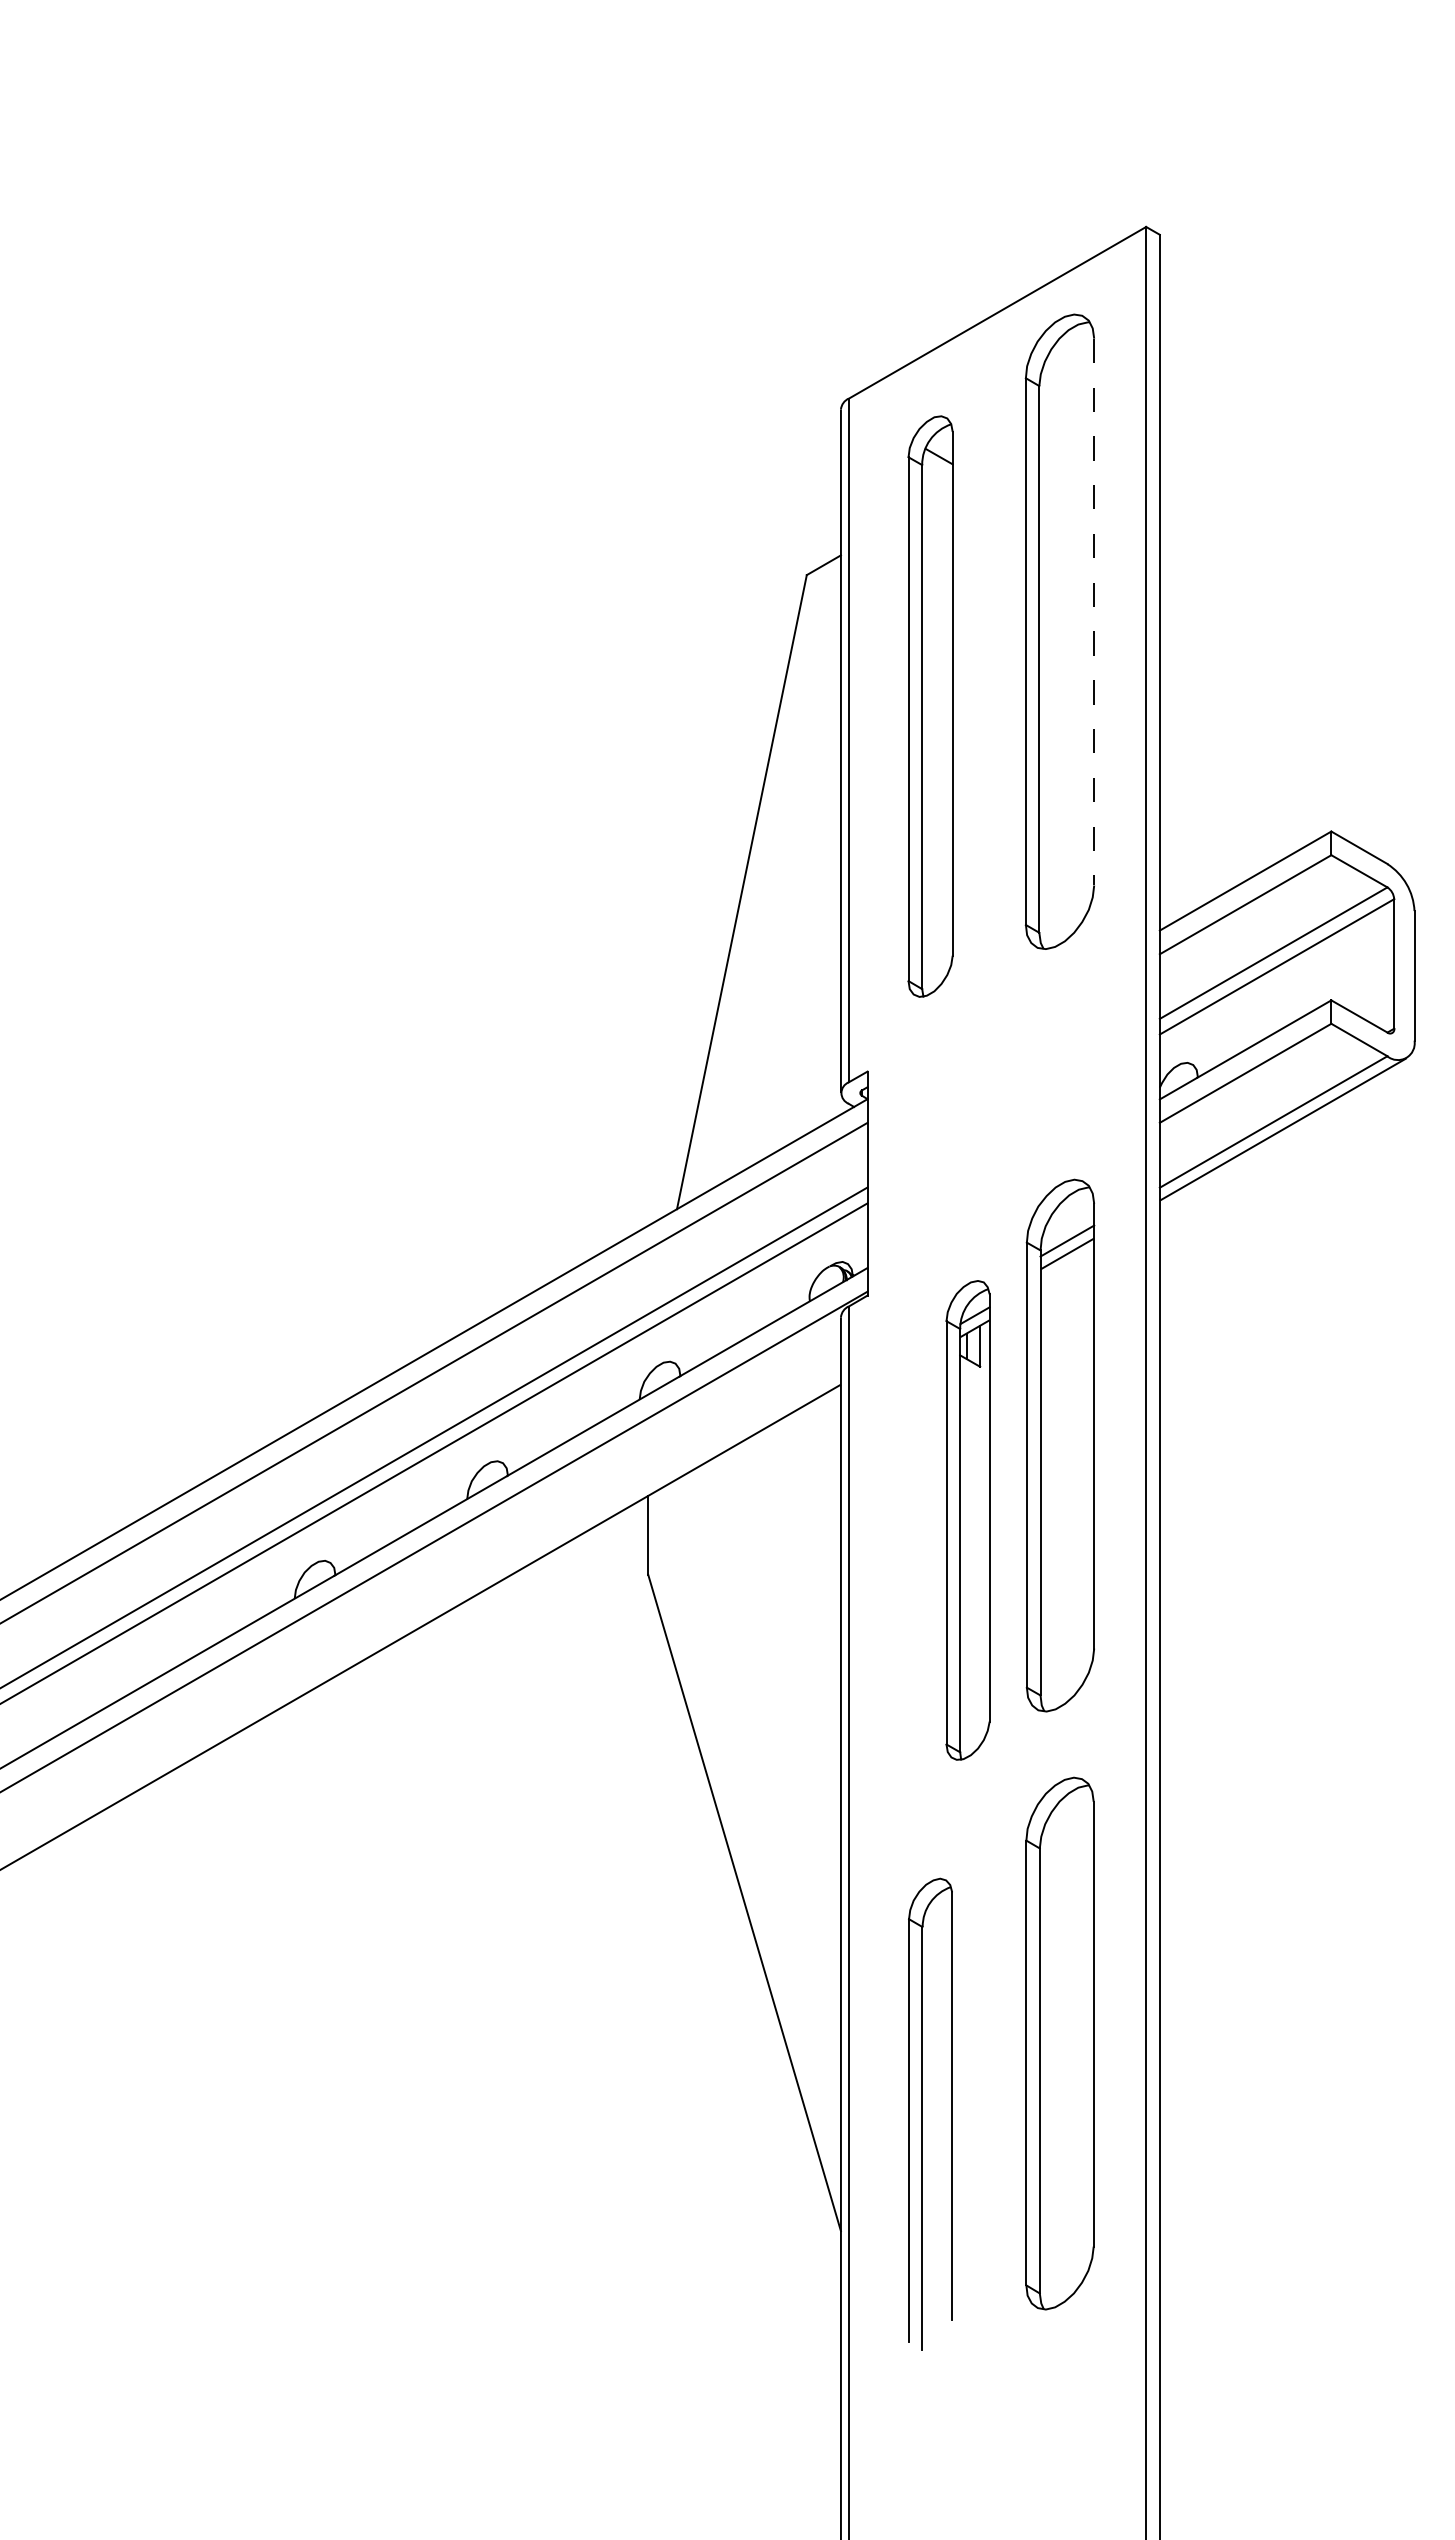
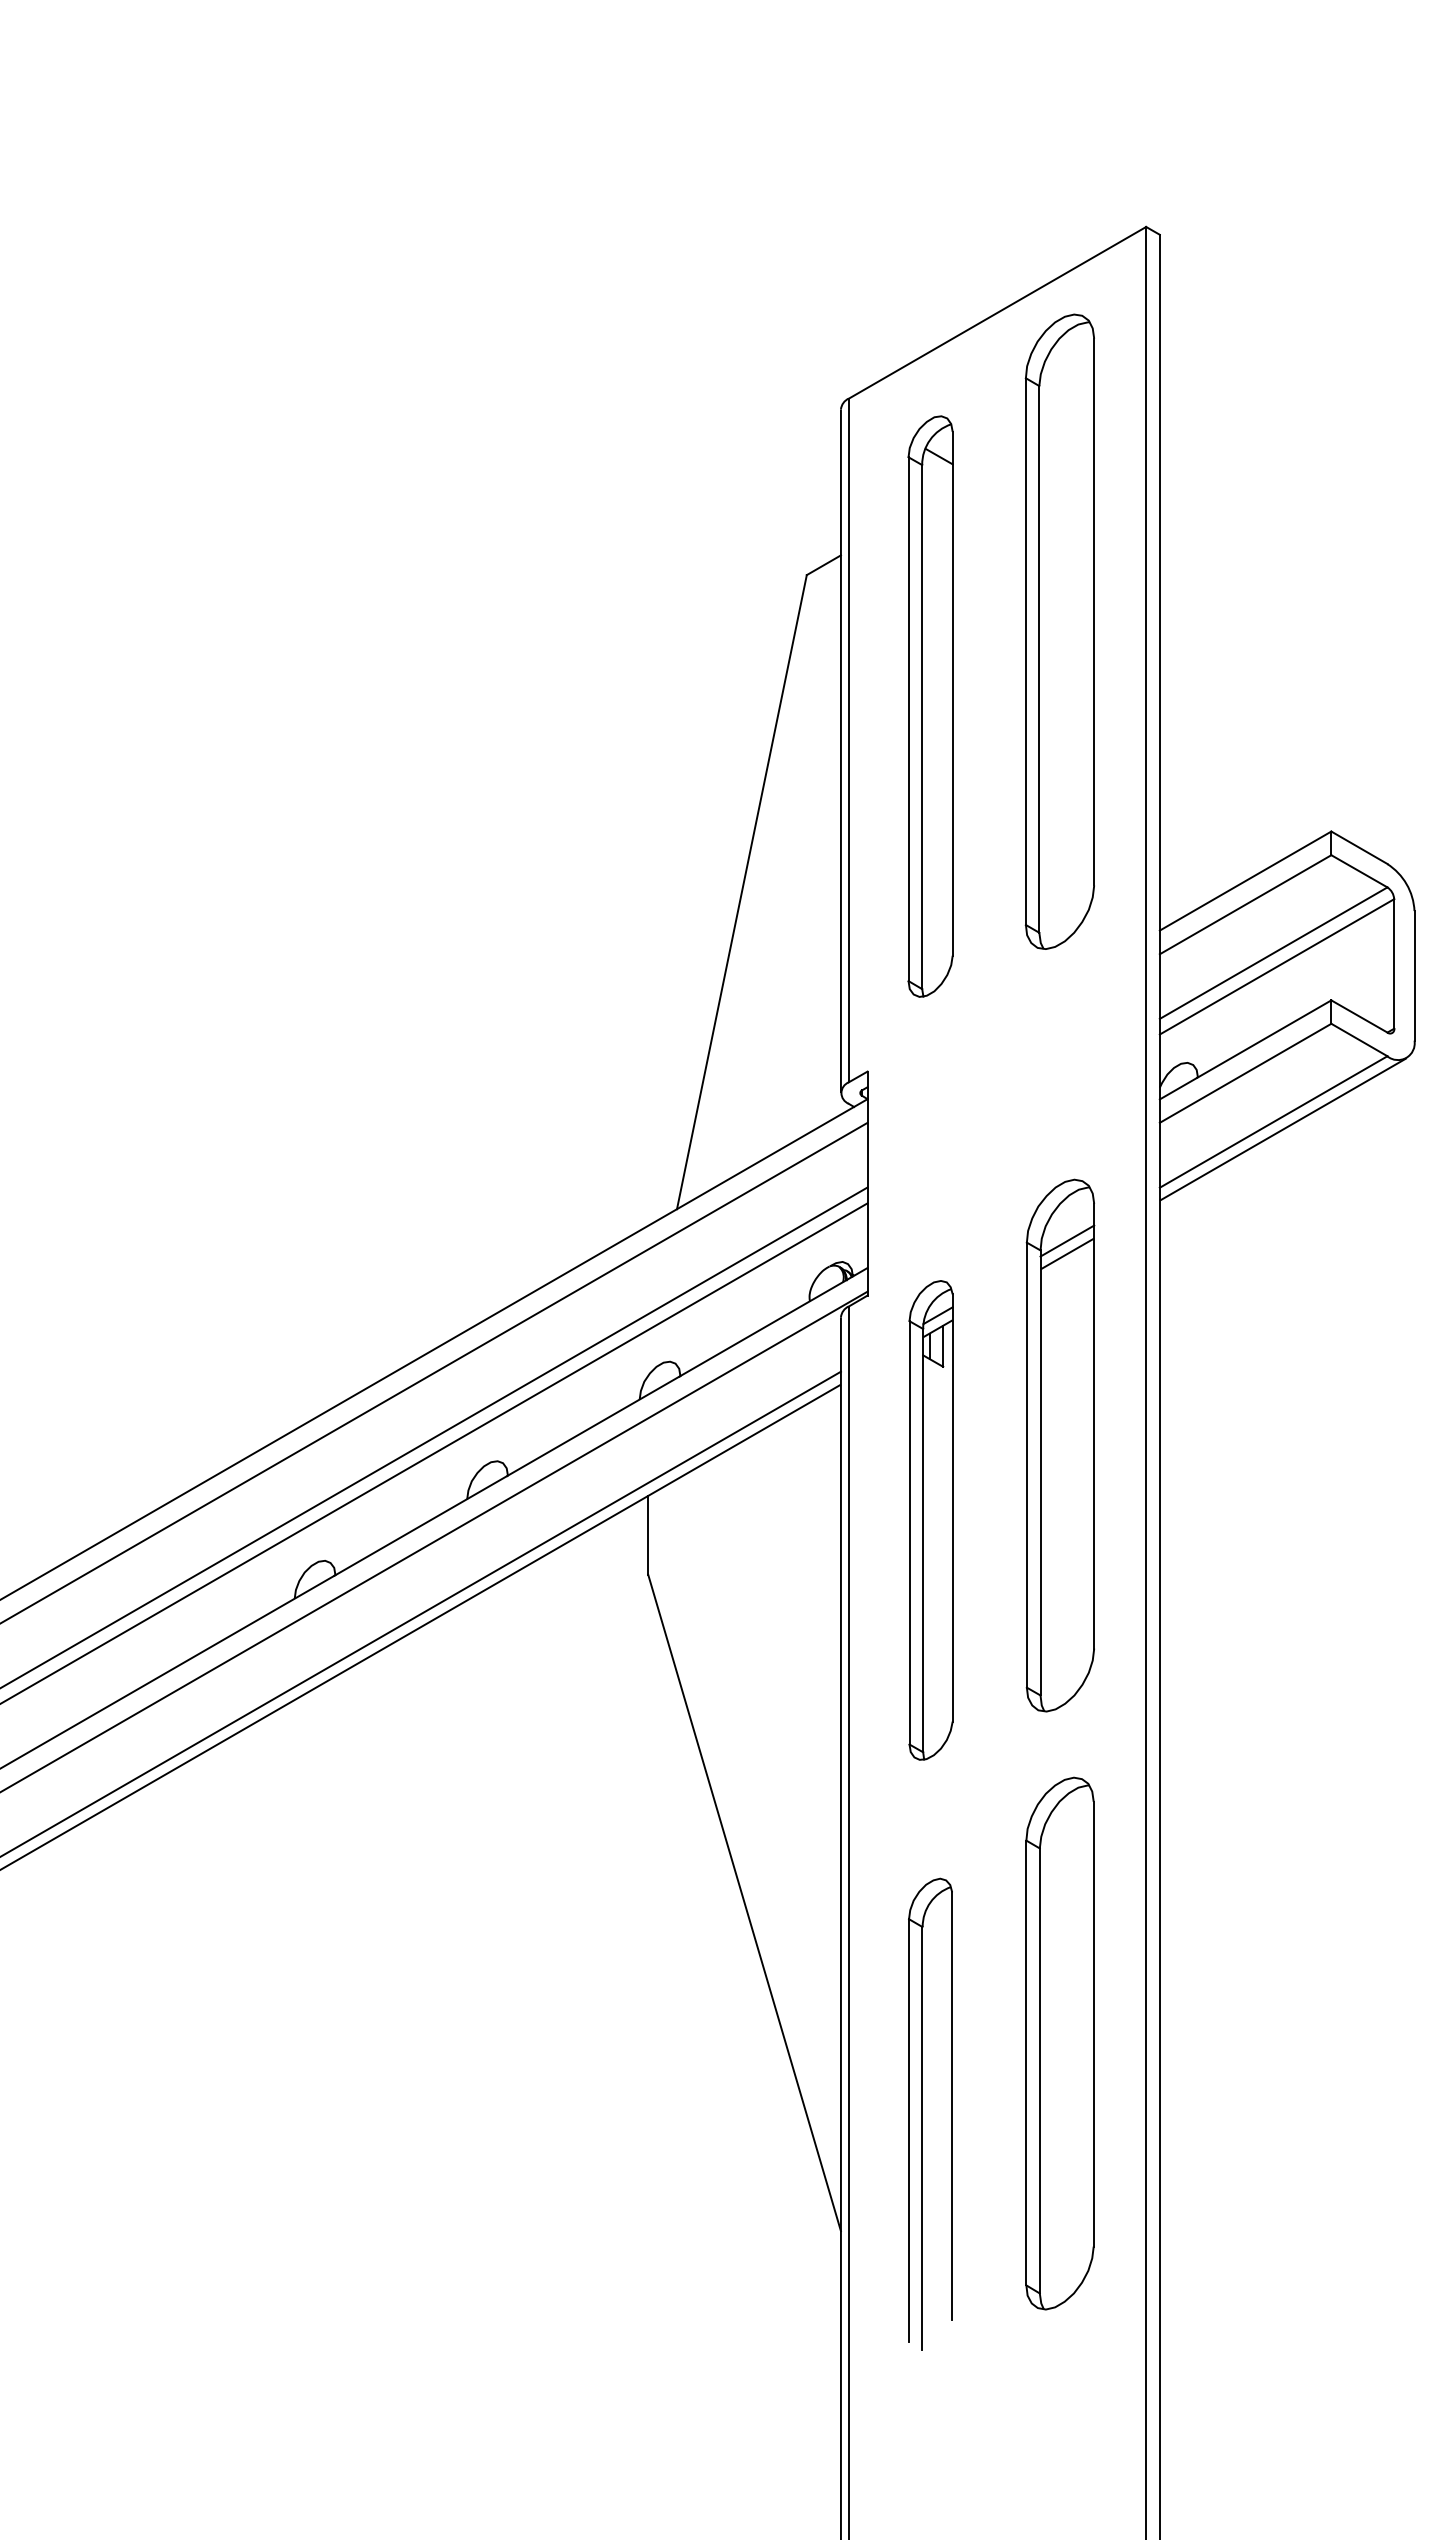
line: dashed -> solid (1094, 612)
part position: (967, 1520) -> (930, 1520) (930, 1520)
line: none -> present (421, 1613)
